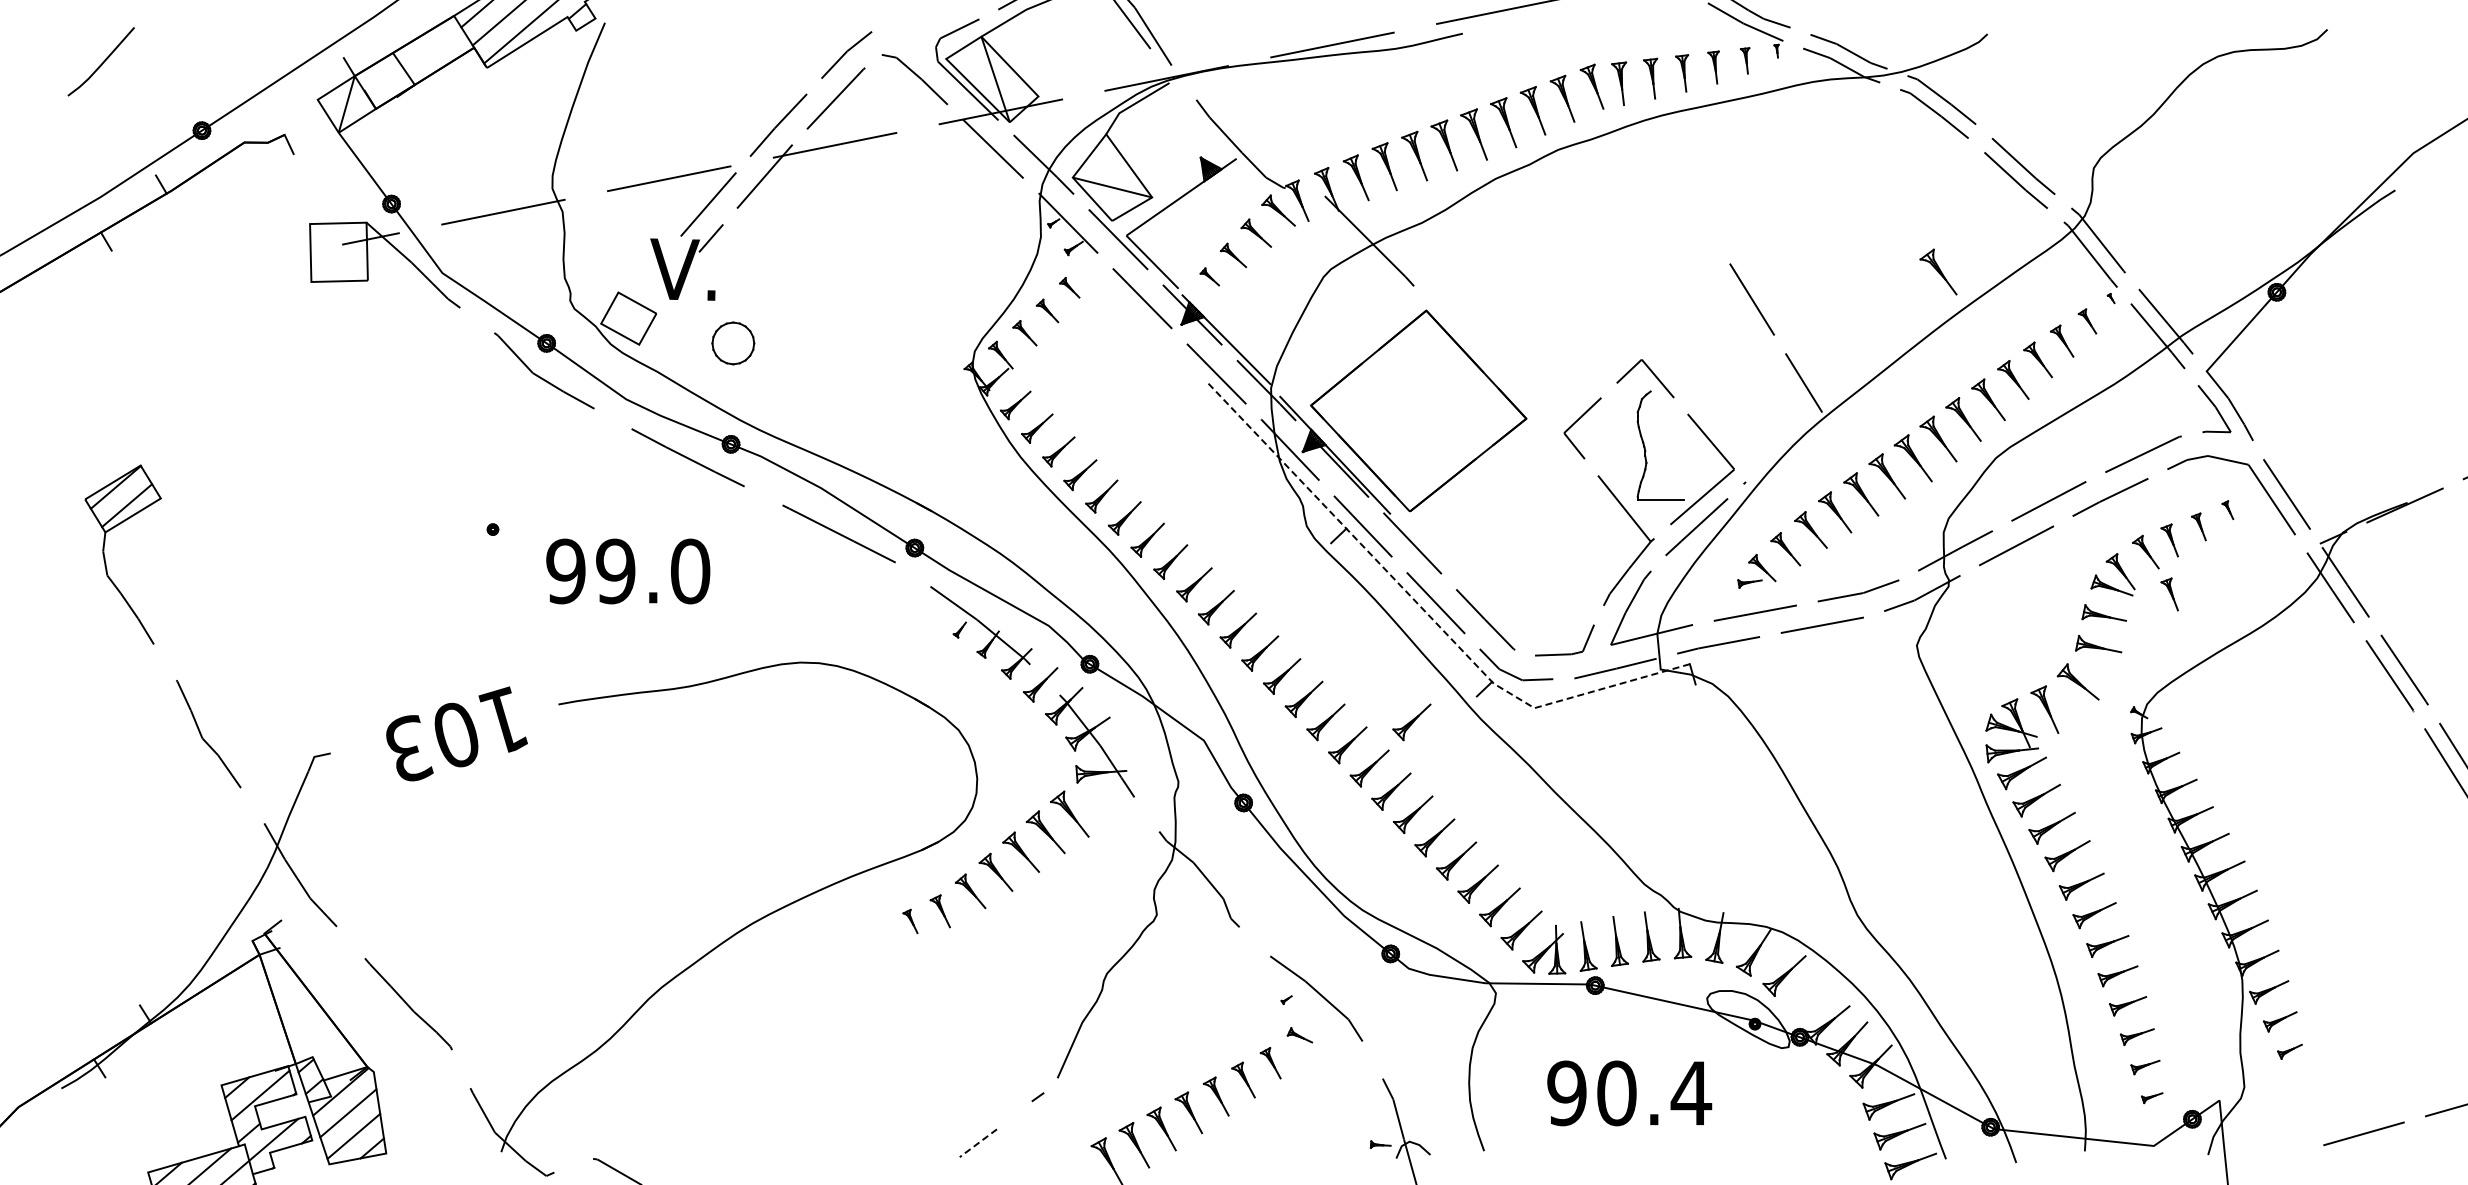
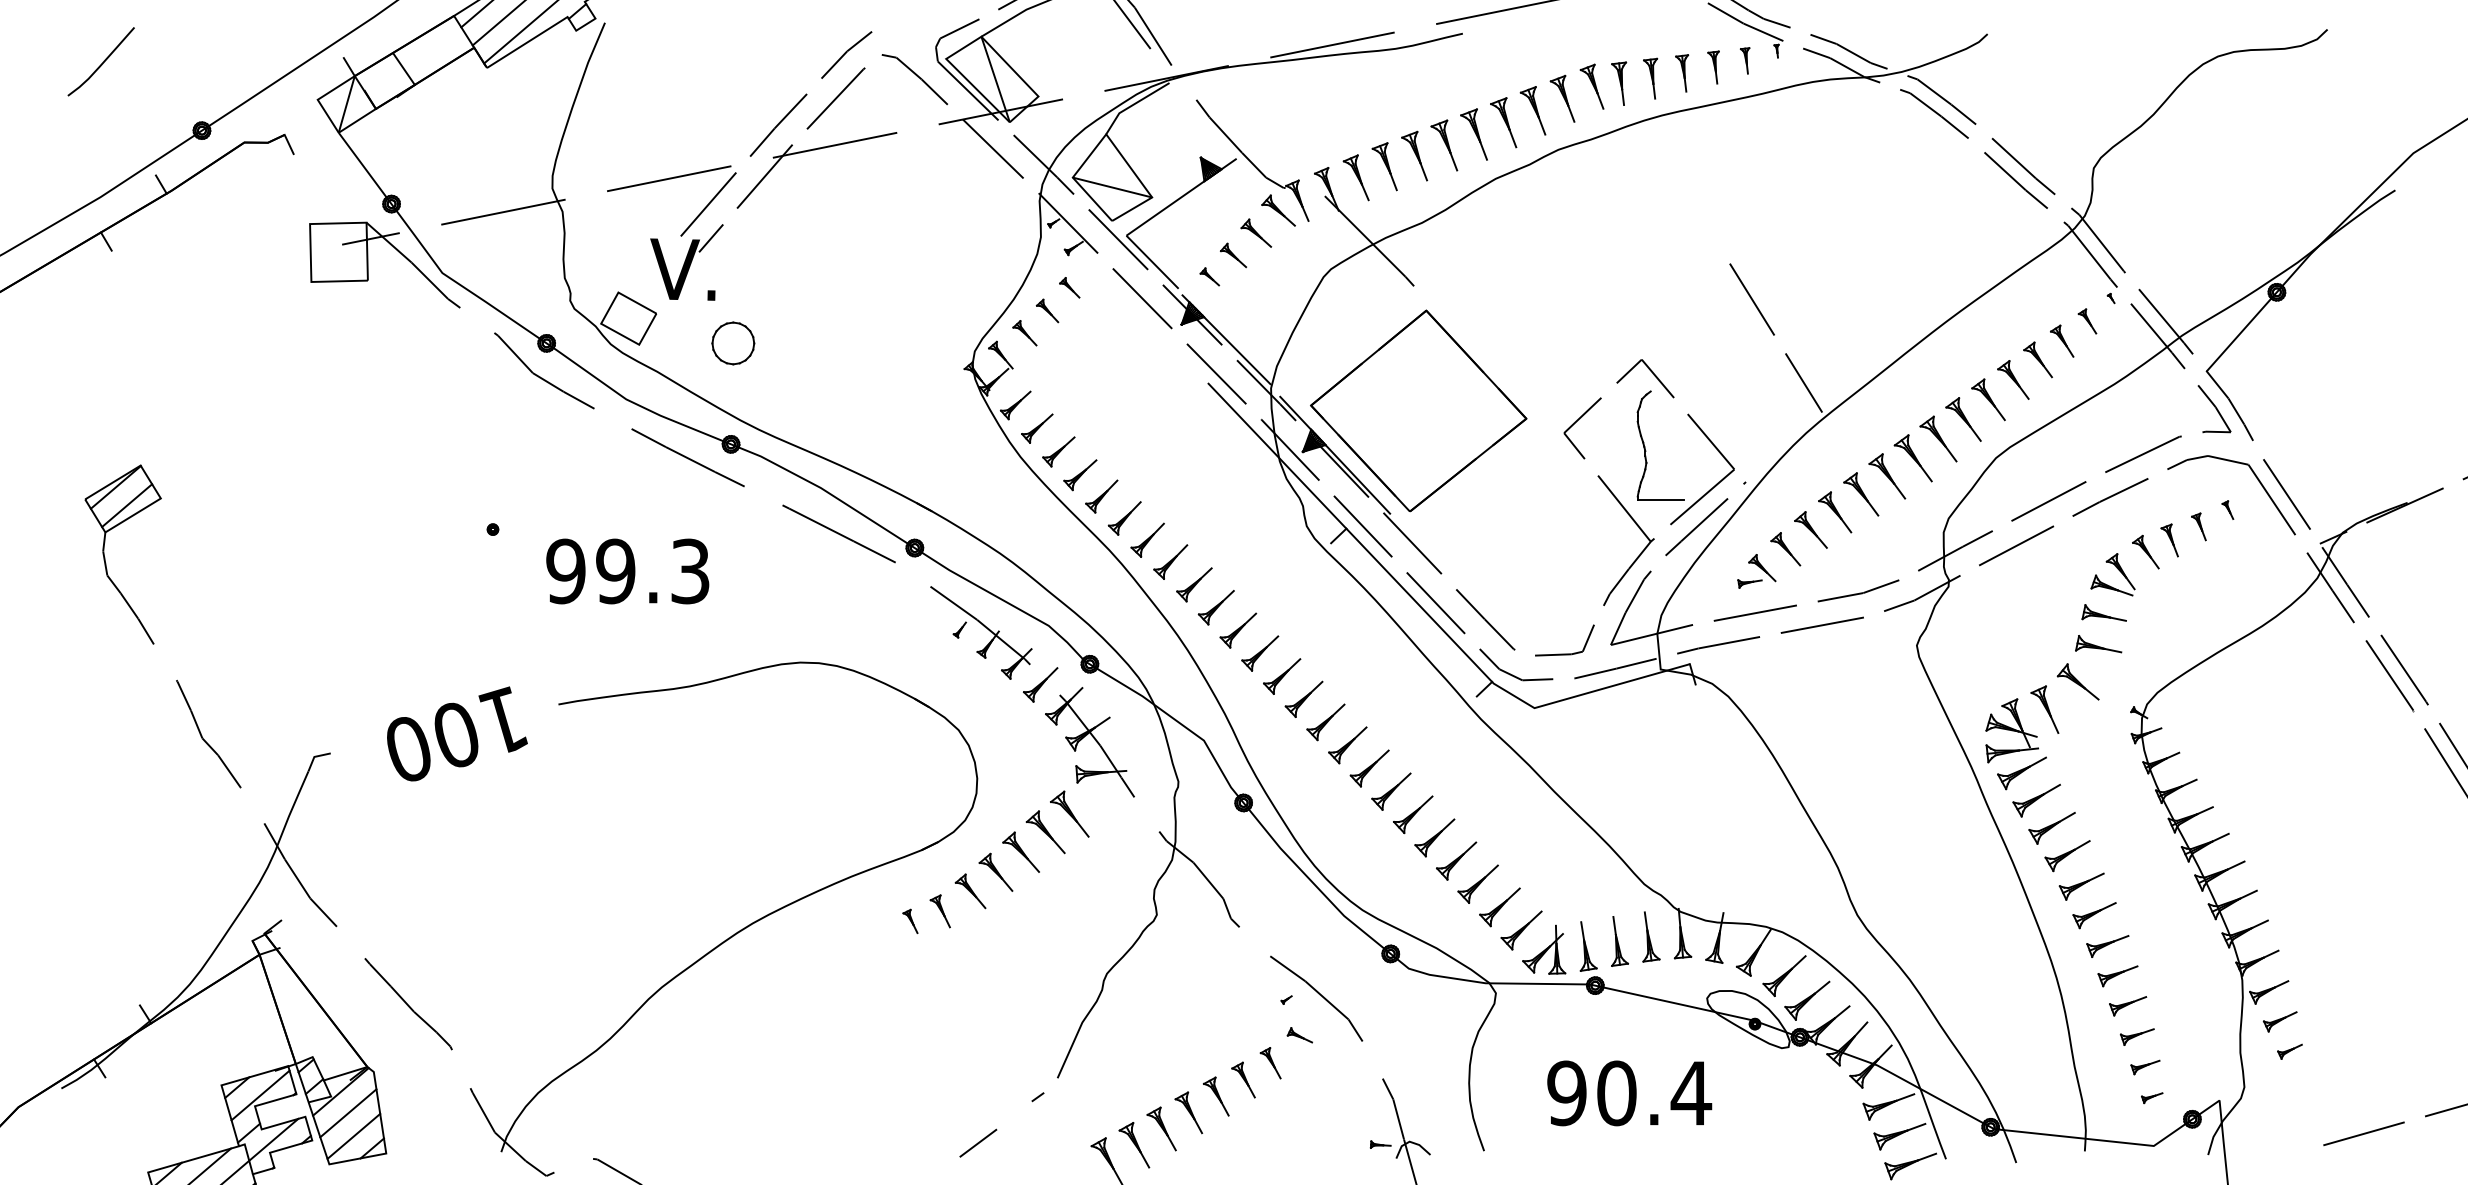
part: present -> none (1938, 271)
text: 99.0 -> 99.3 (690, 571)
part: present -> none (2169, 594)
line: dashed -> solid (1423, 609)
part: present -> none (1411, 722)
text: 103 -> 100 (409, 748)
part: none -> present (1807, 1000)
line: dashed -> solid (977, 1143)
